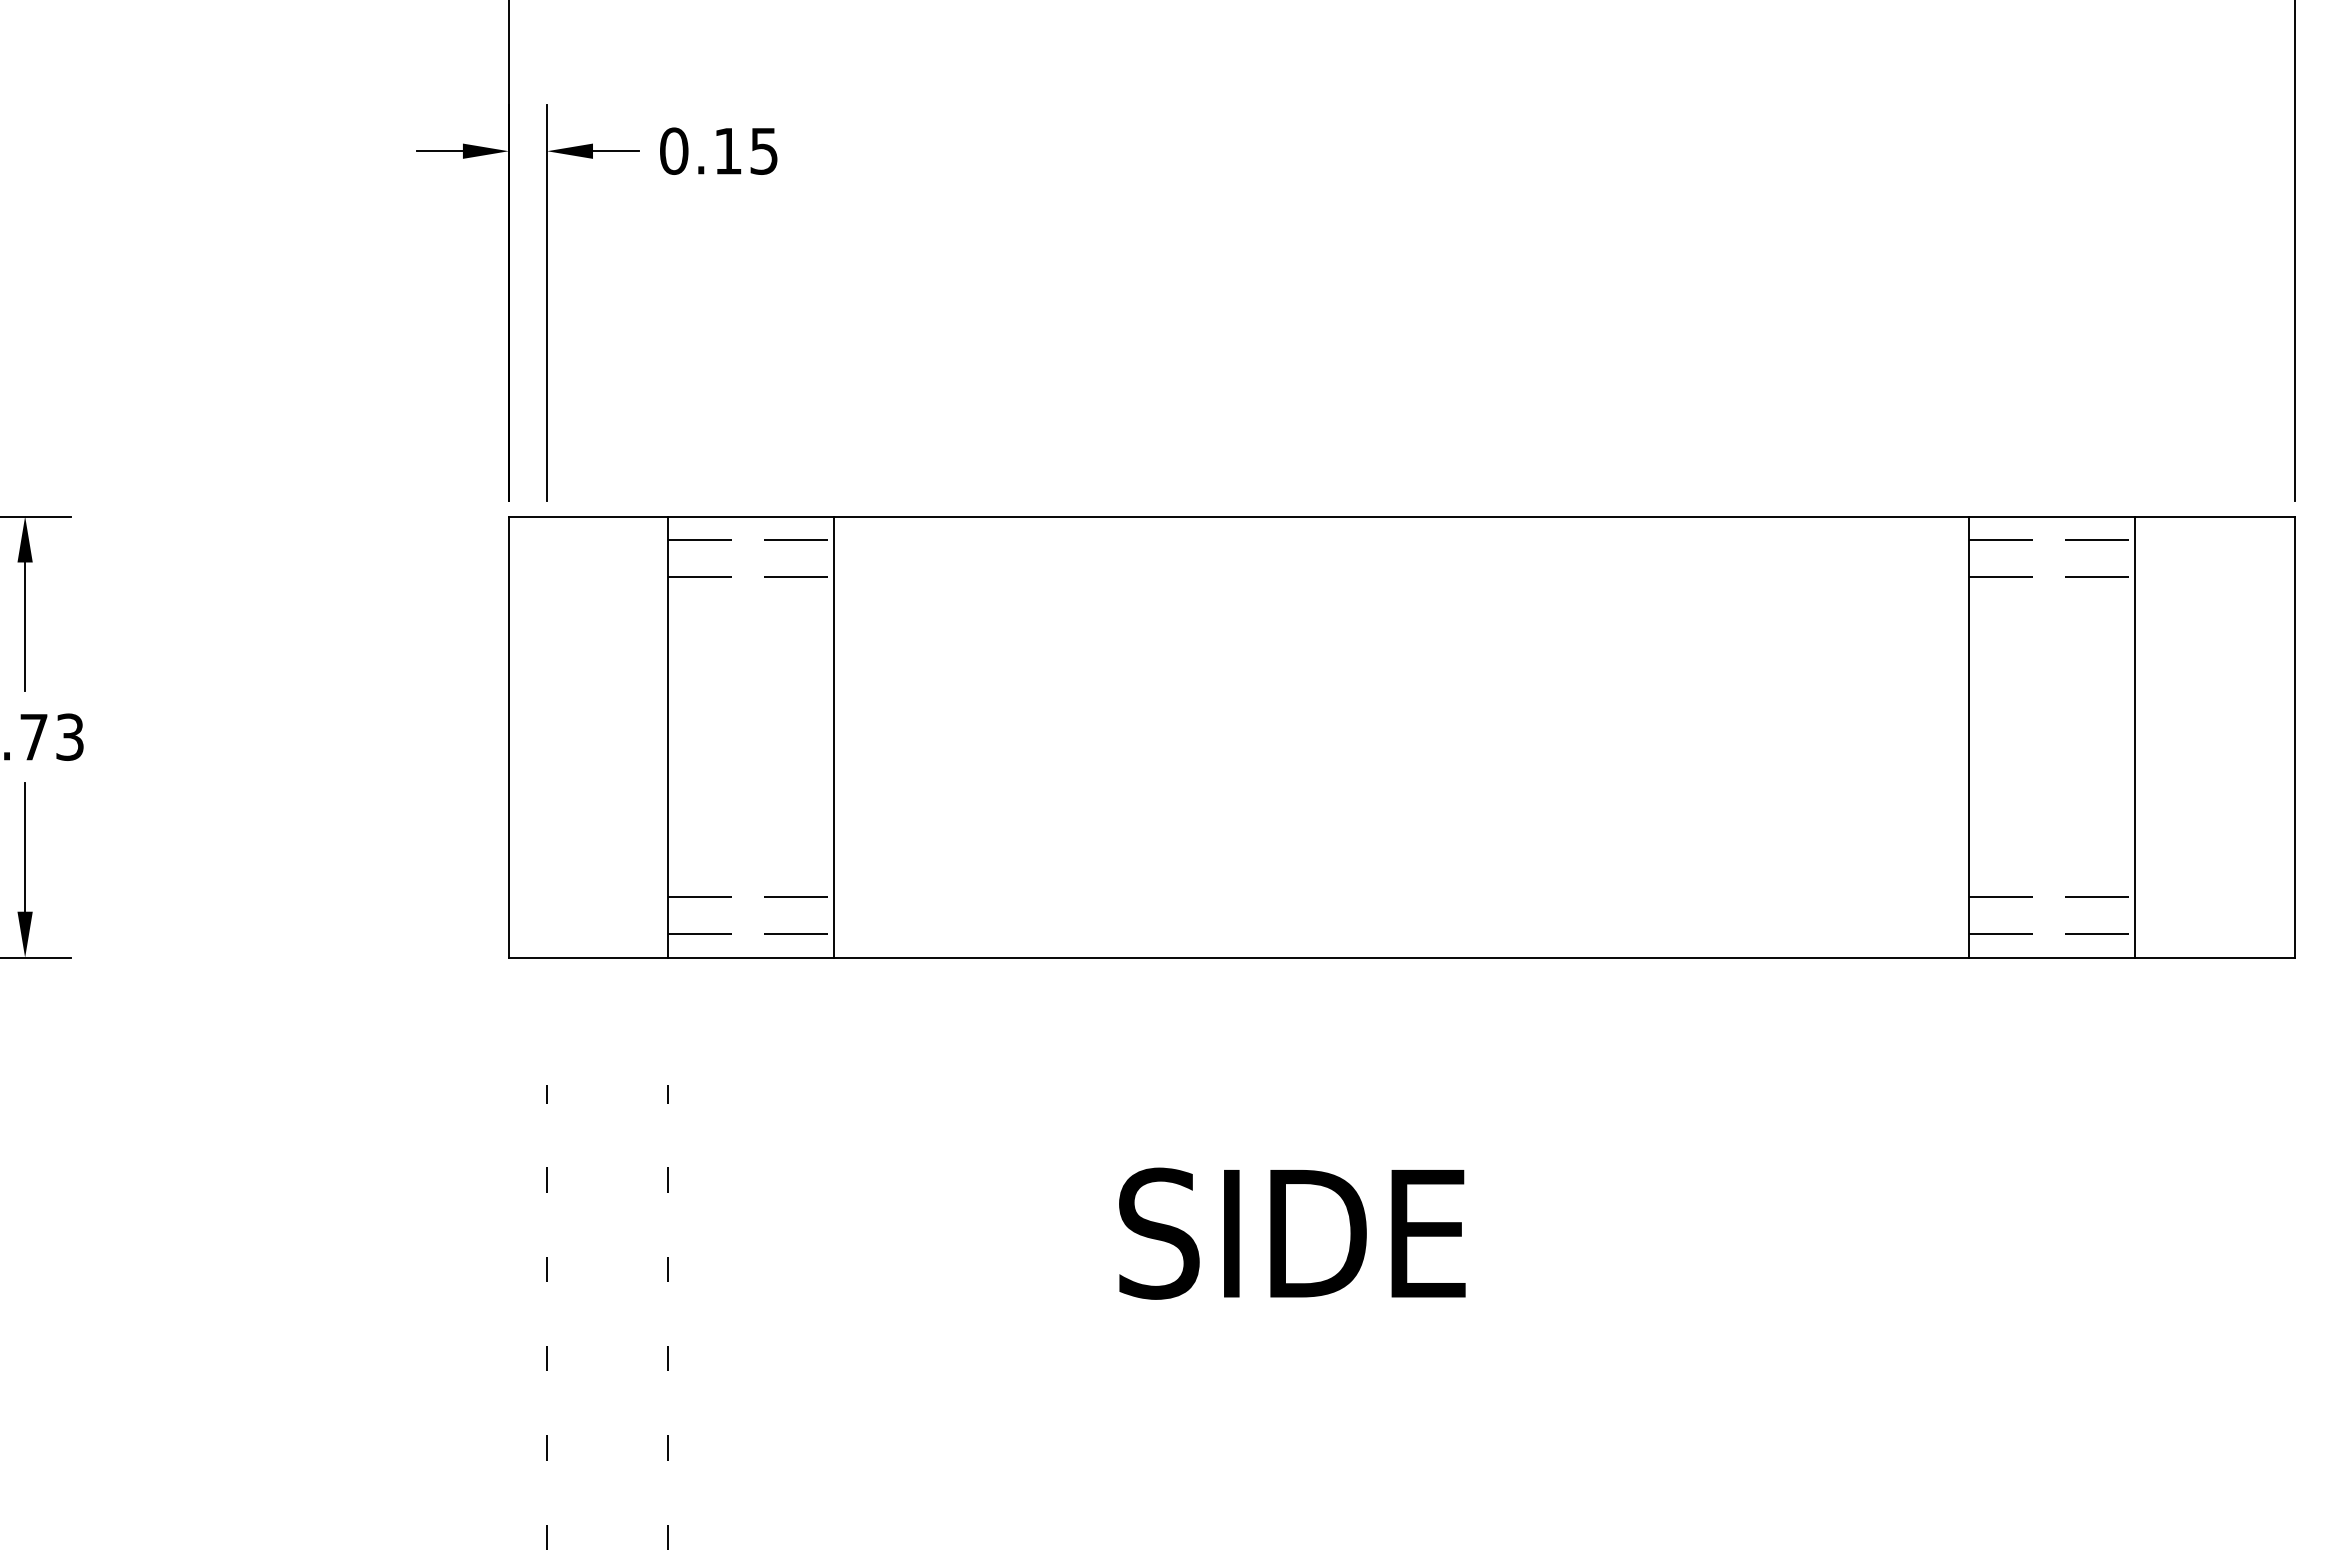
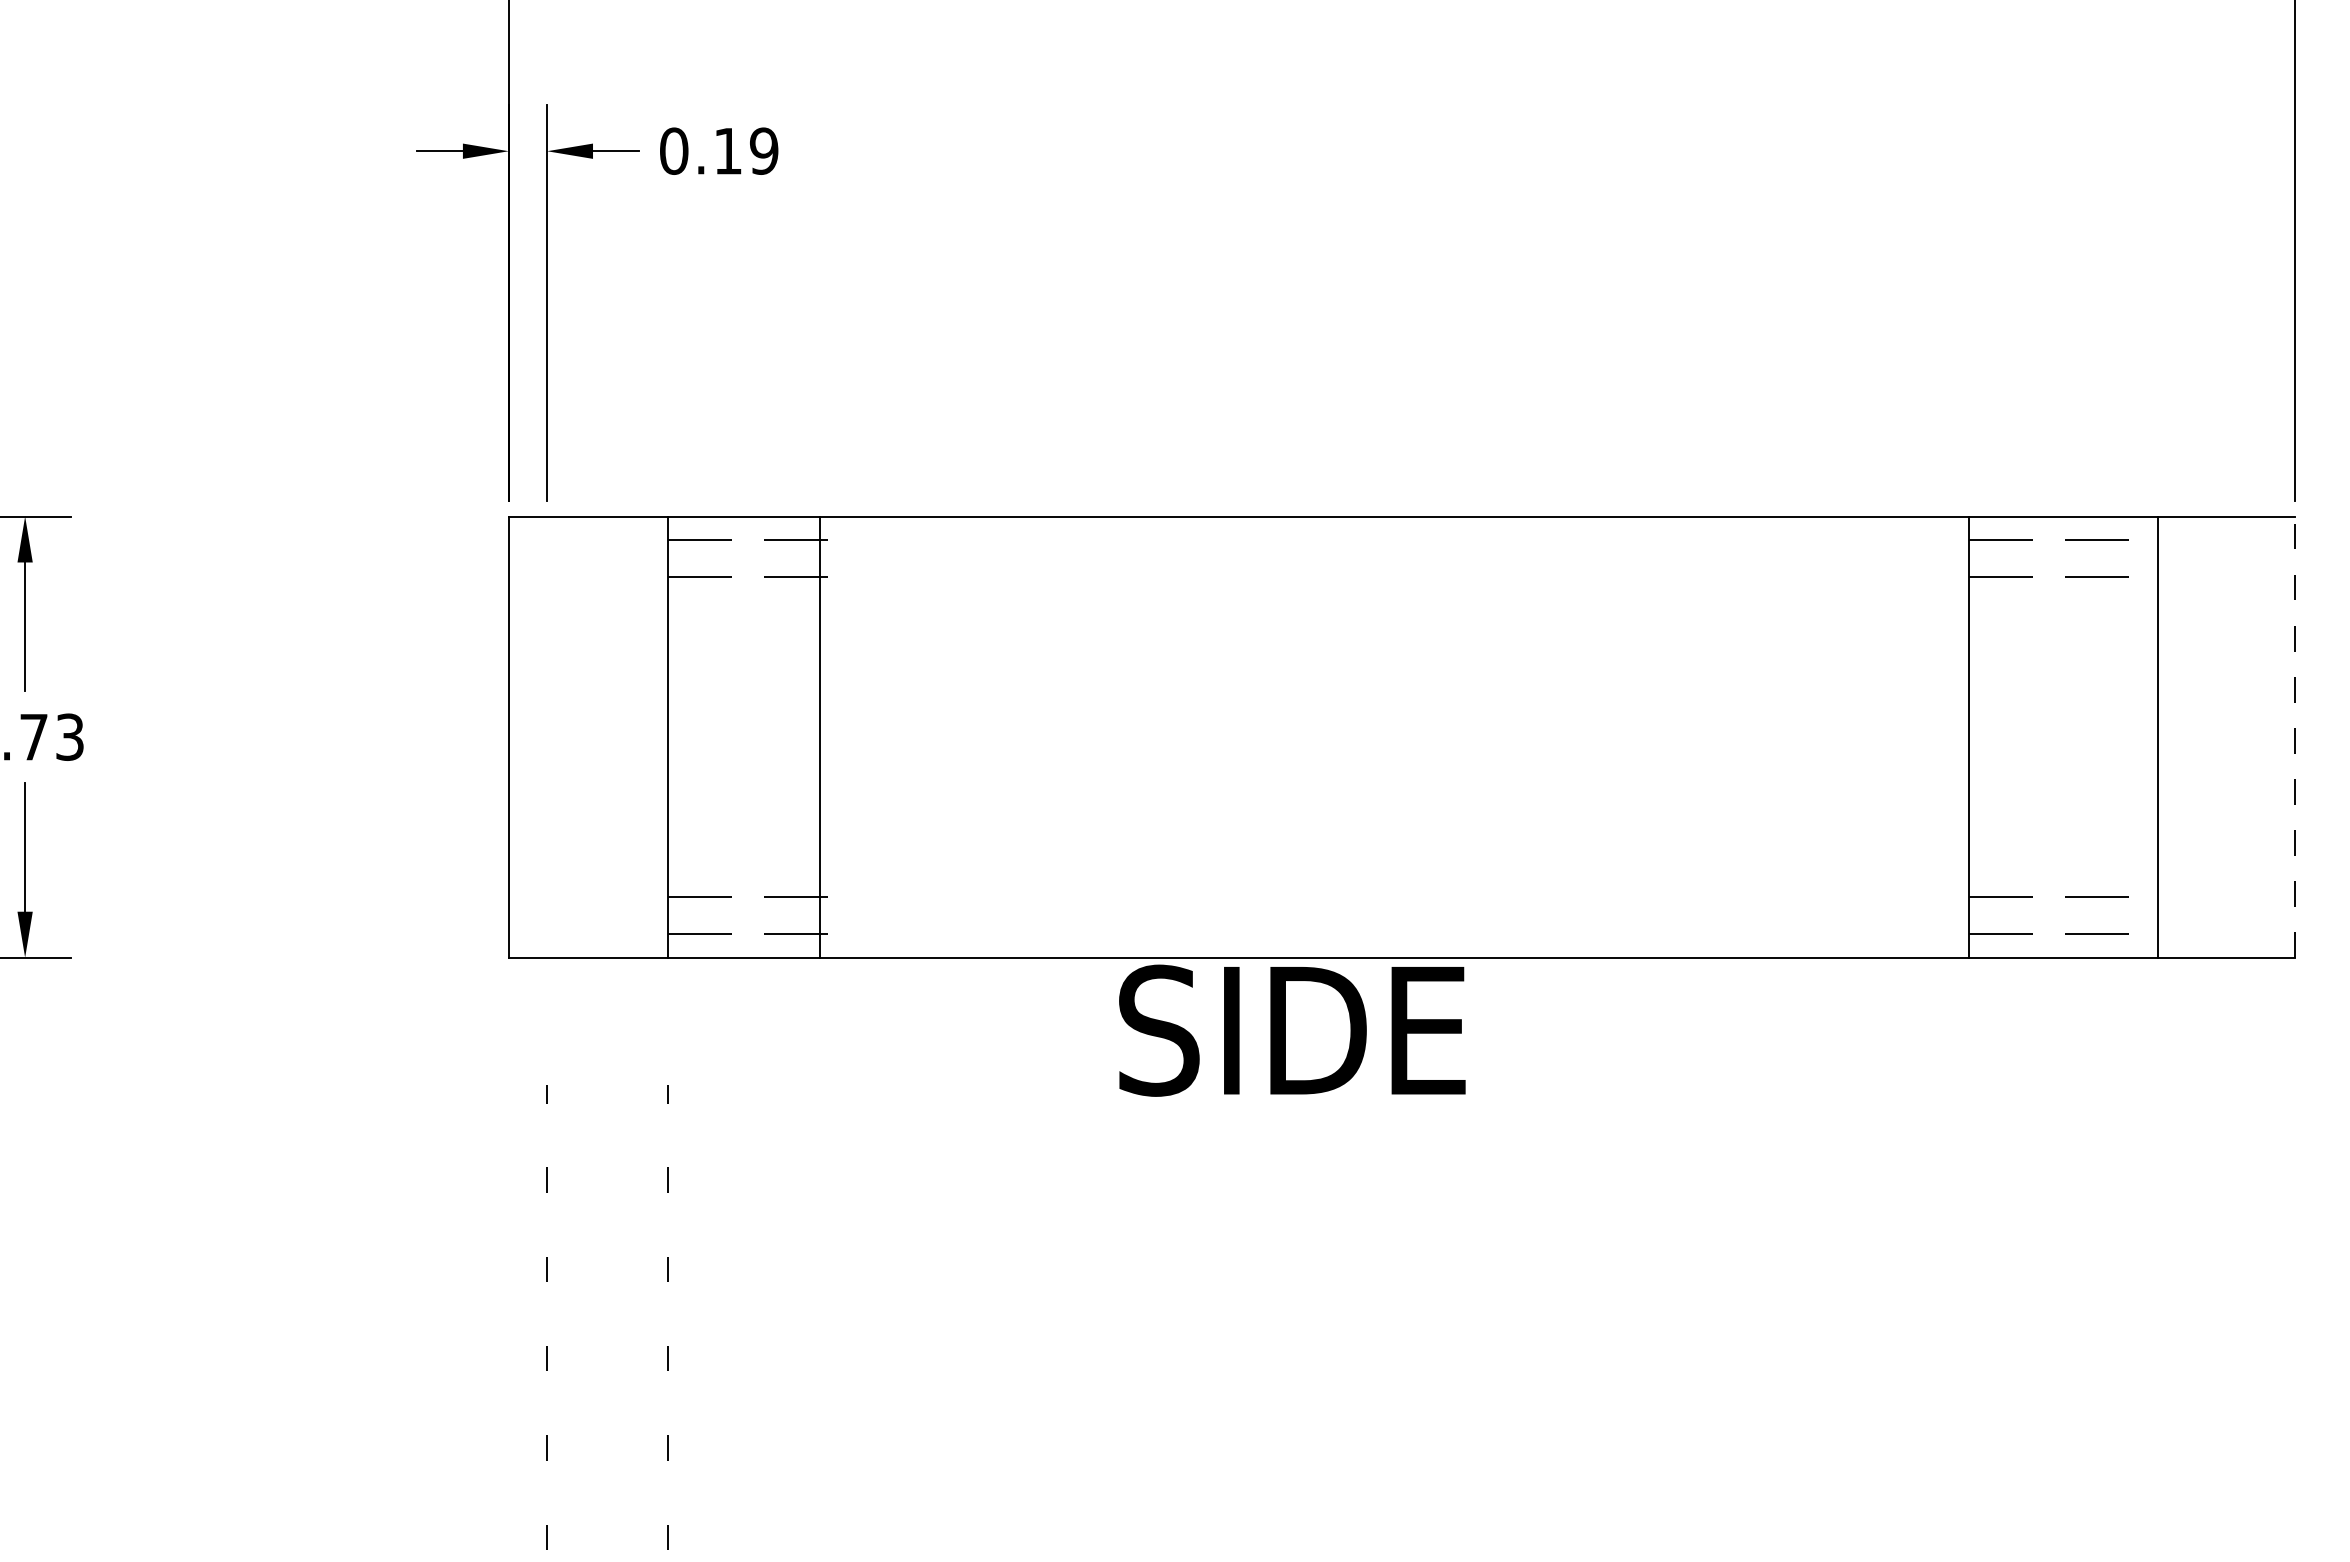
text: 0.15 -> 0.19 (764, 150)
line position: (834, 736) -> (820, 736) (820, 736)
line position: (2135, 736) -> (2158, 736) (2158, 736)
line: solid -> dashed (2294, 737)
text position: (1292, 1233) -> (1292, 1030) (1292, 1030)
